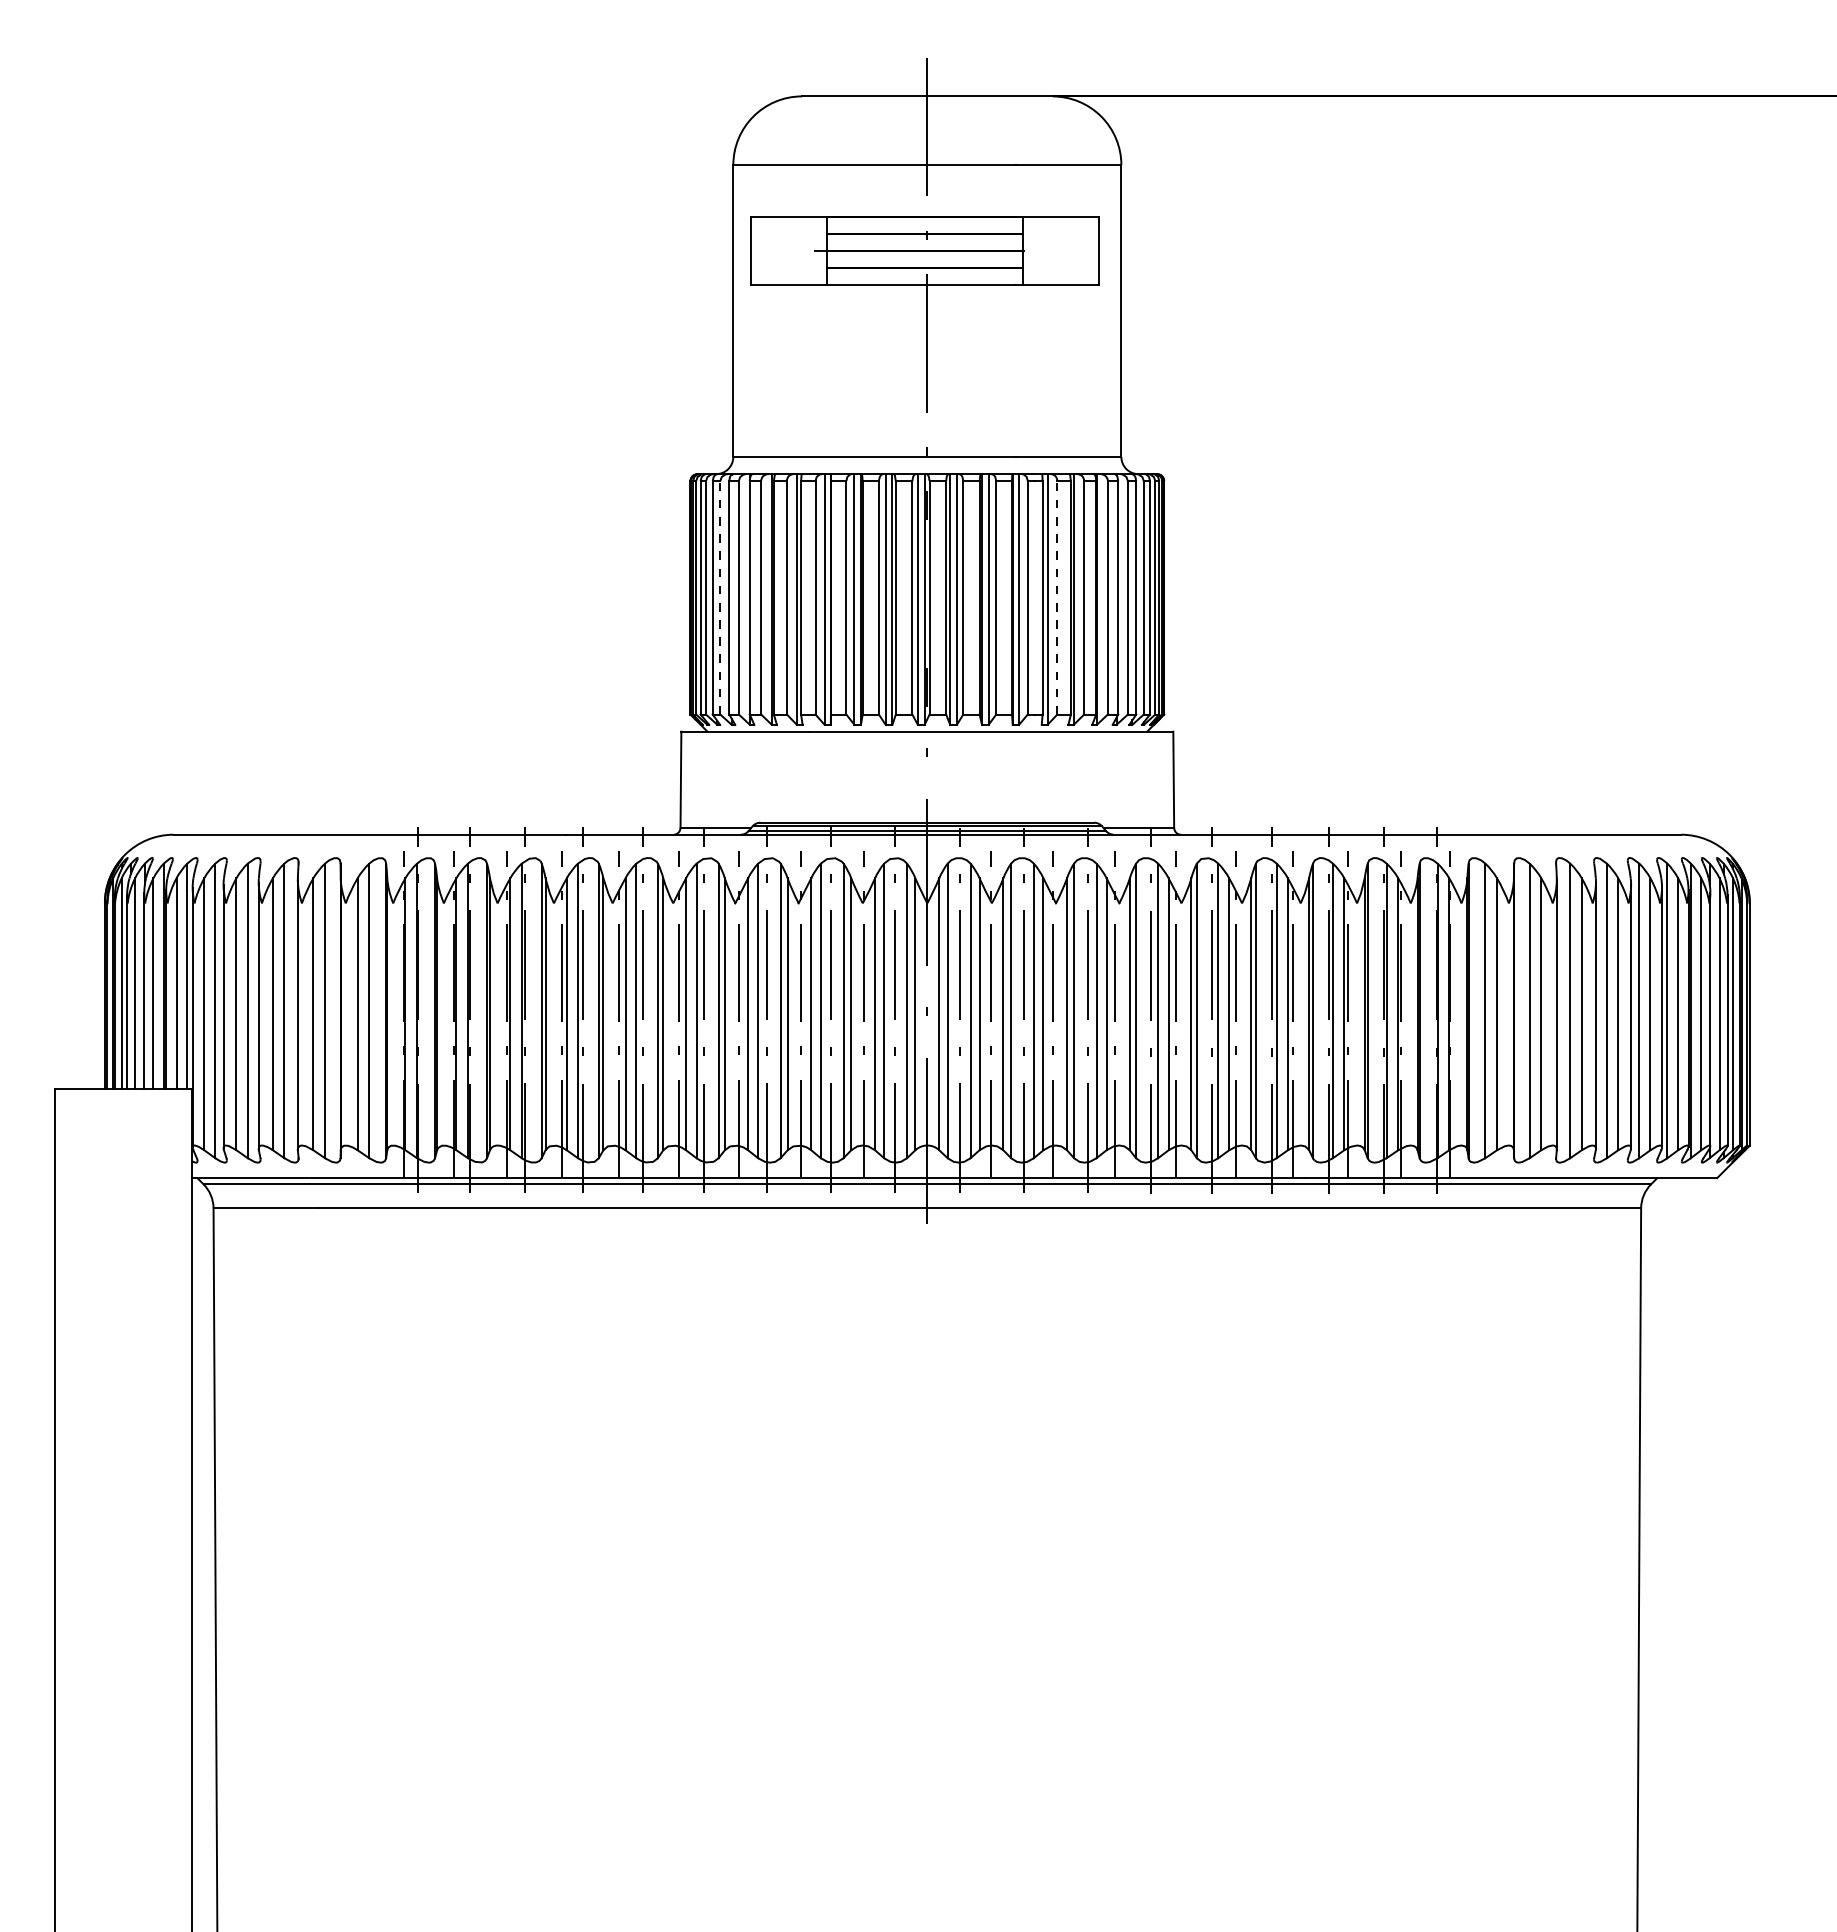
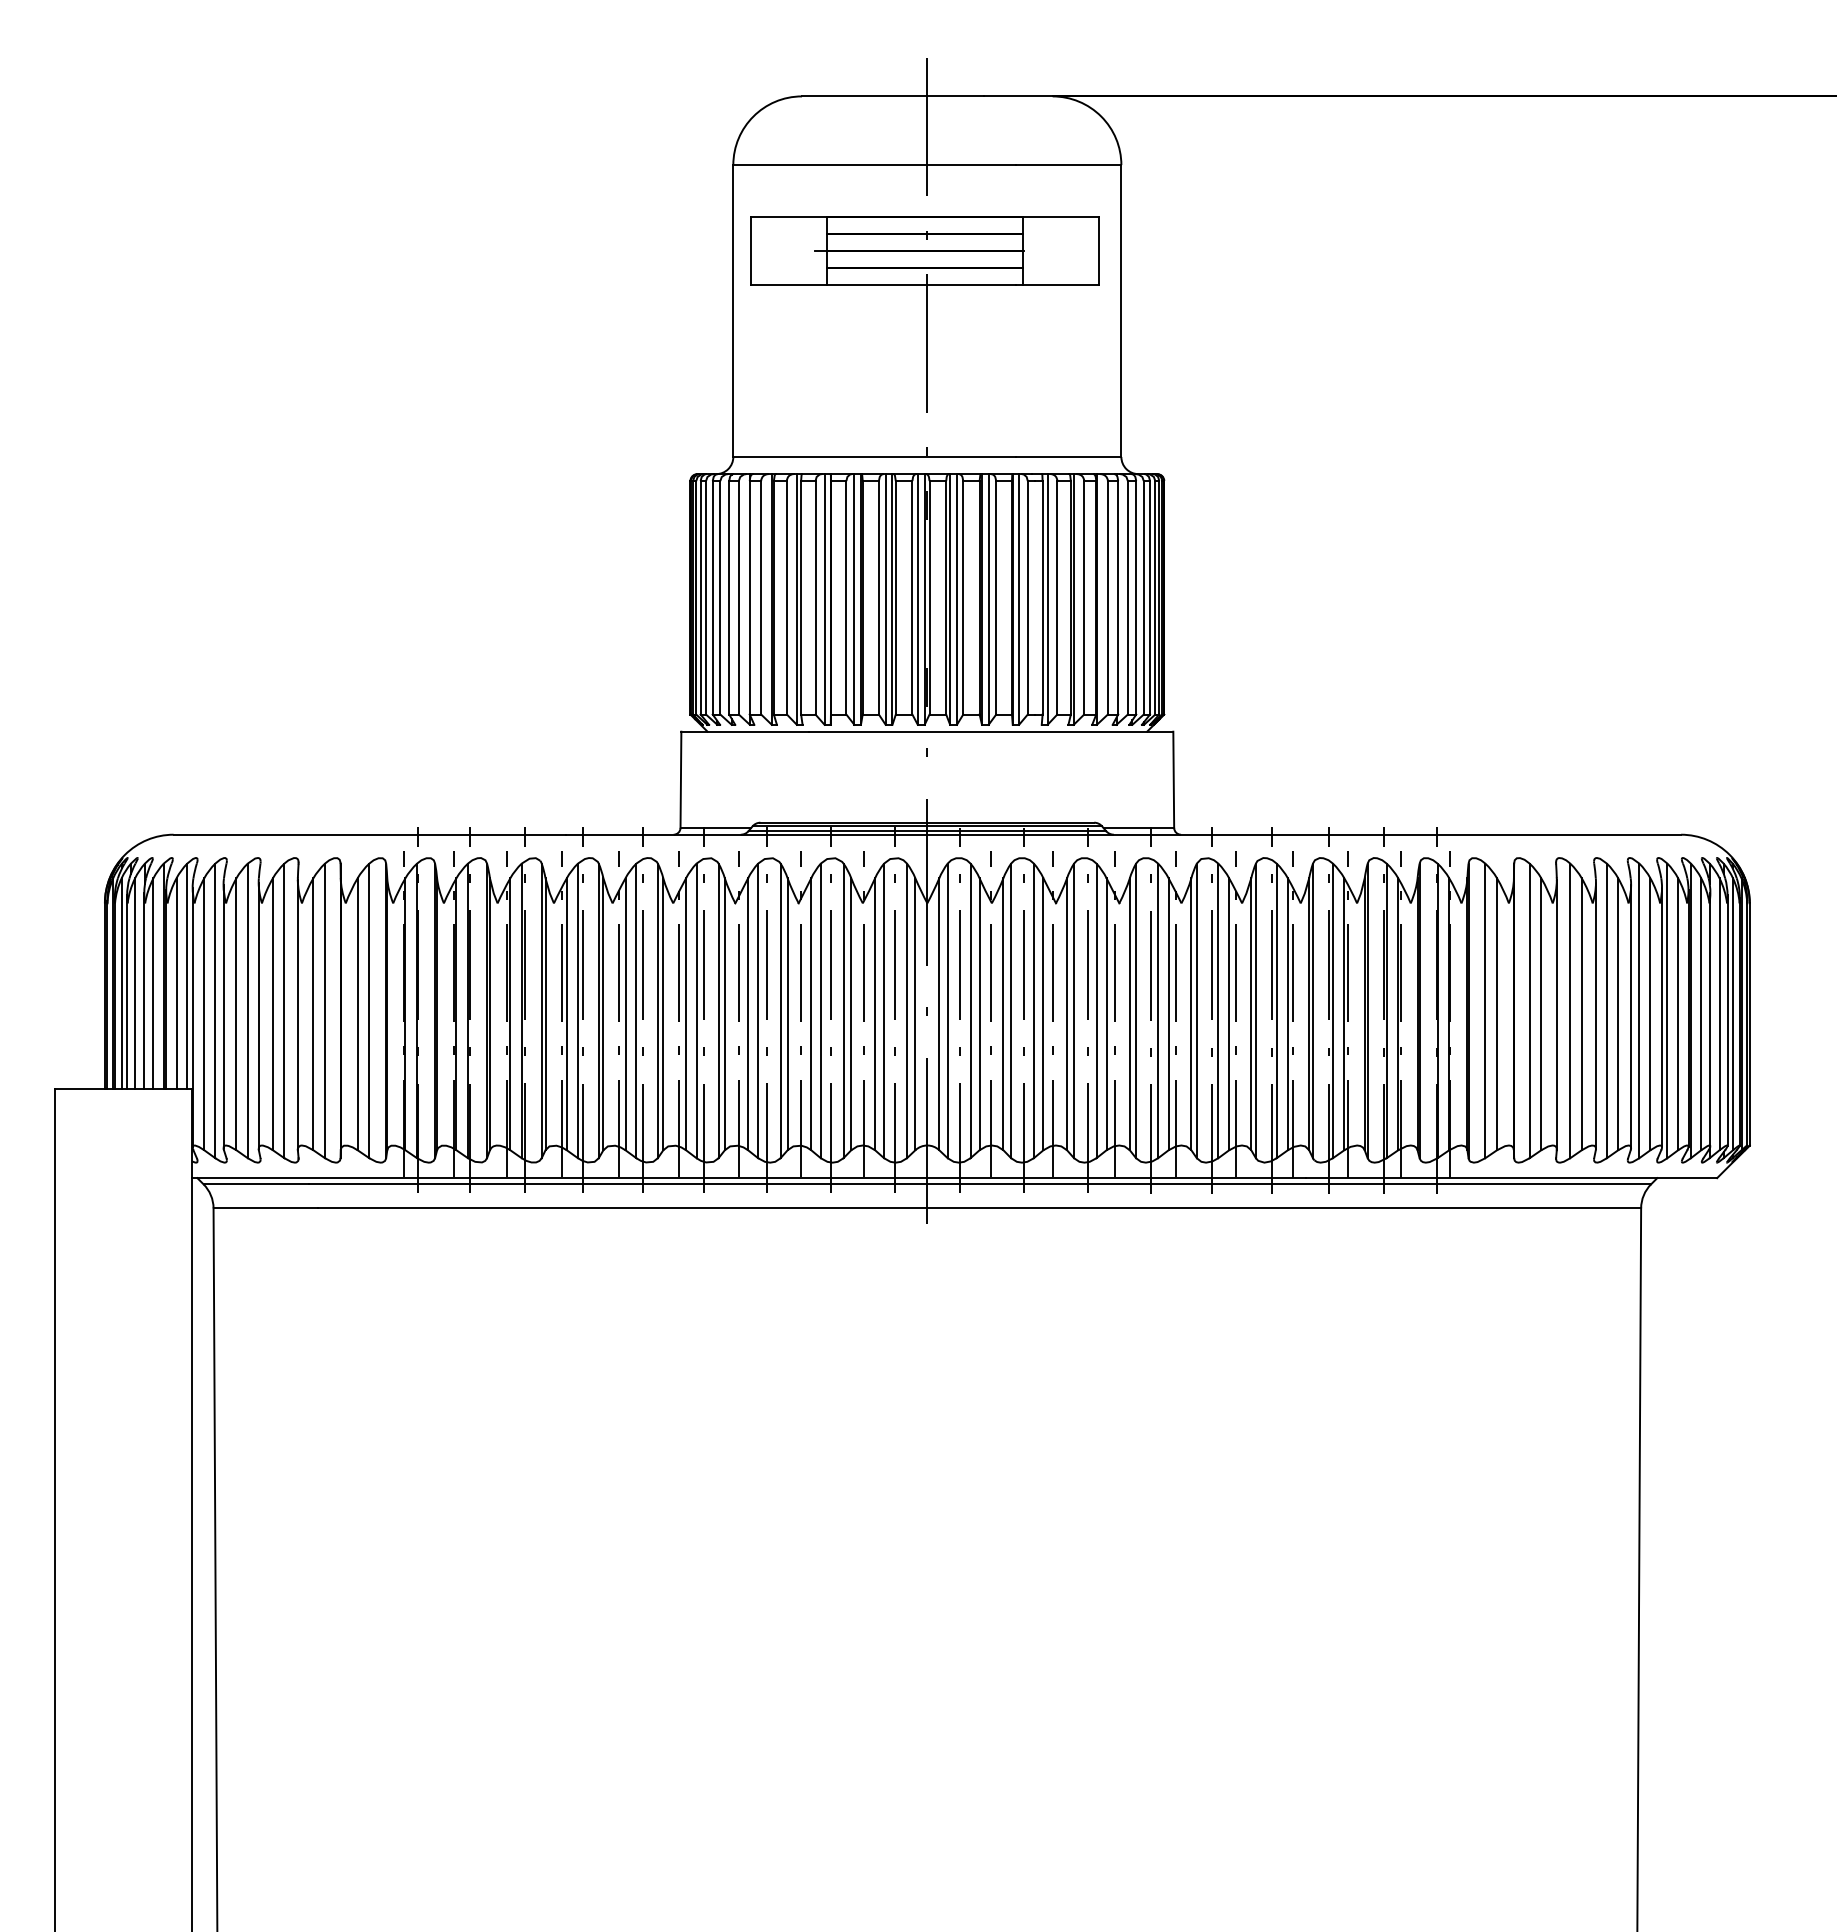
line: dashed -> solid (720, 597)
line: dashed -> solid (1057, 597)
